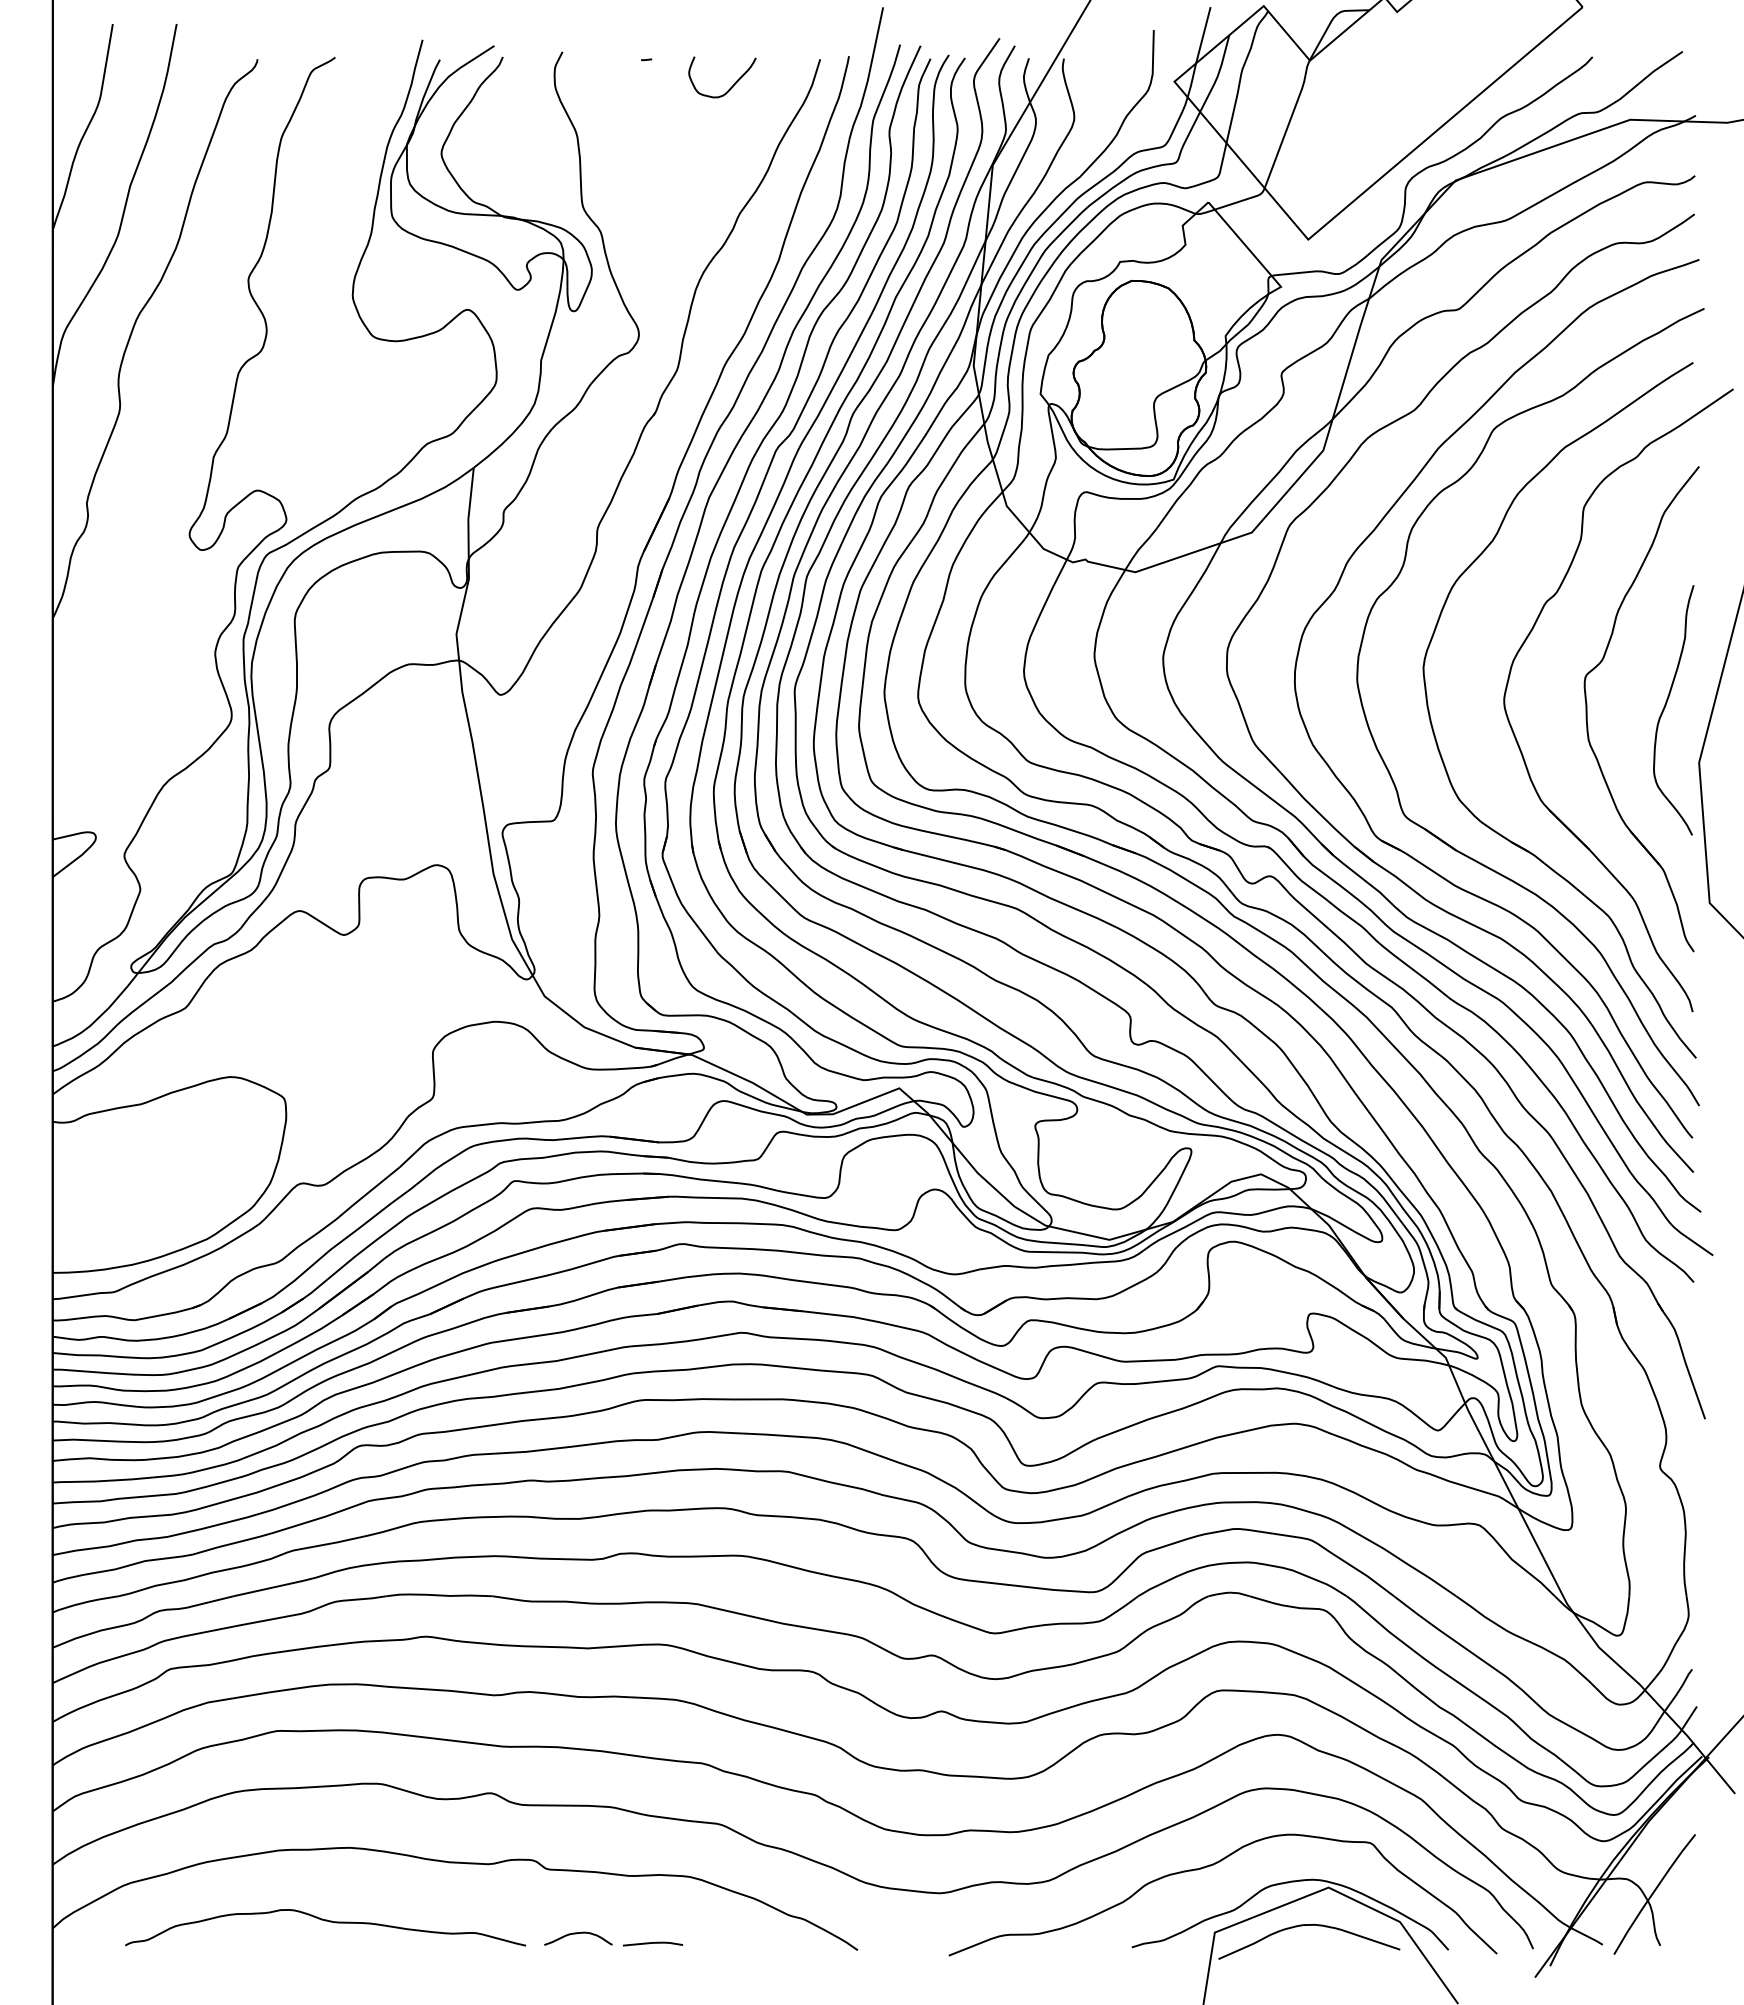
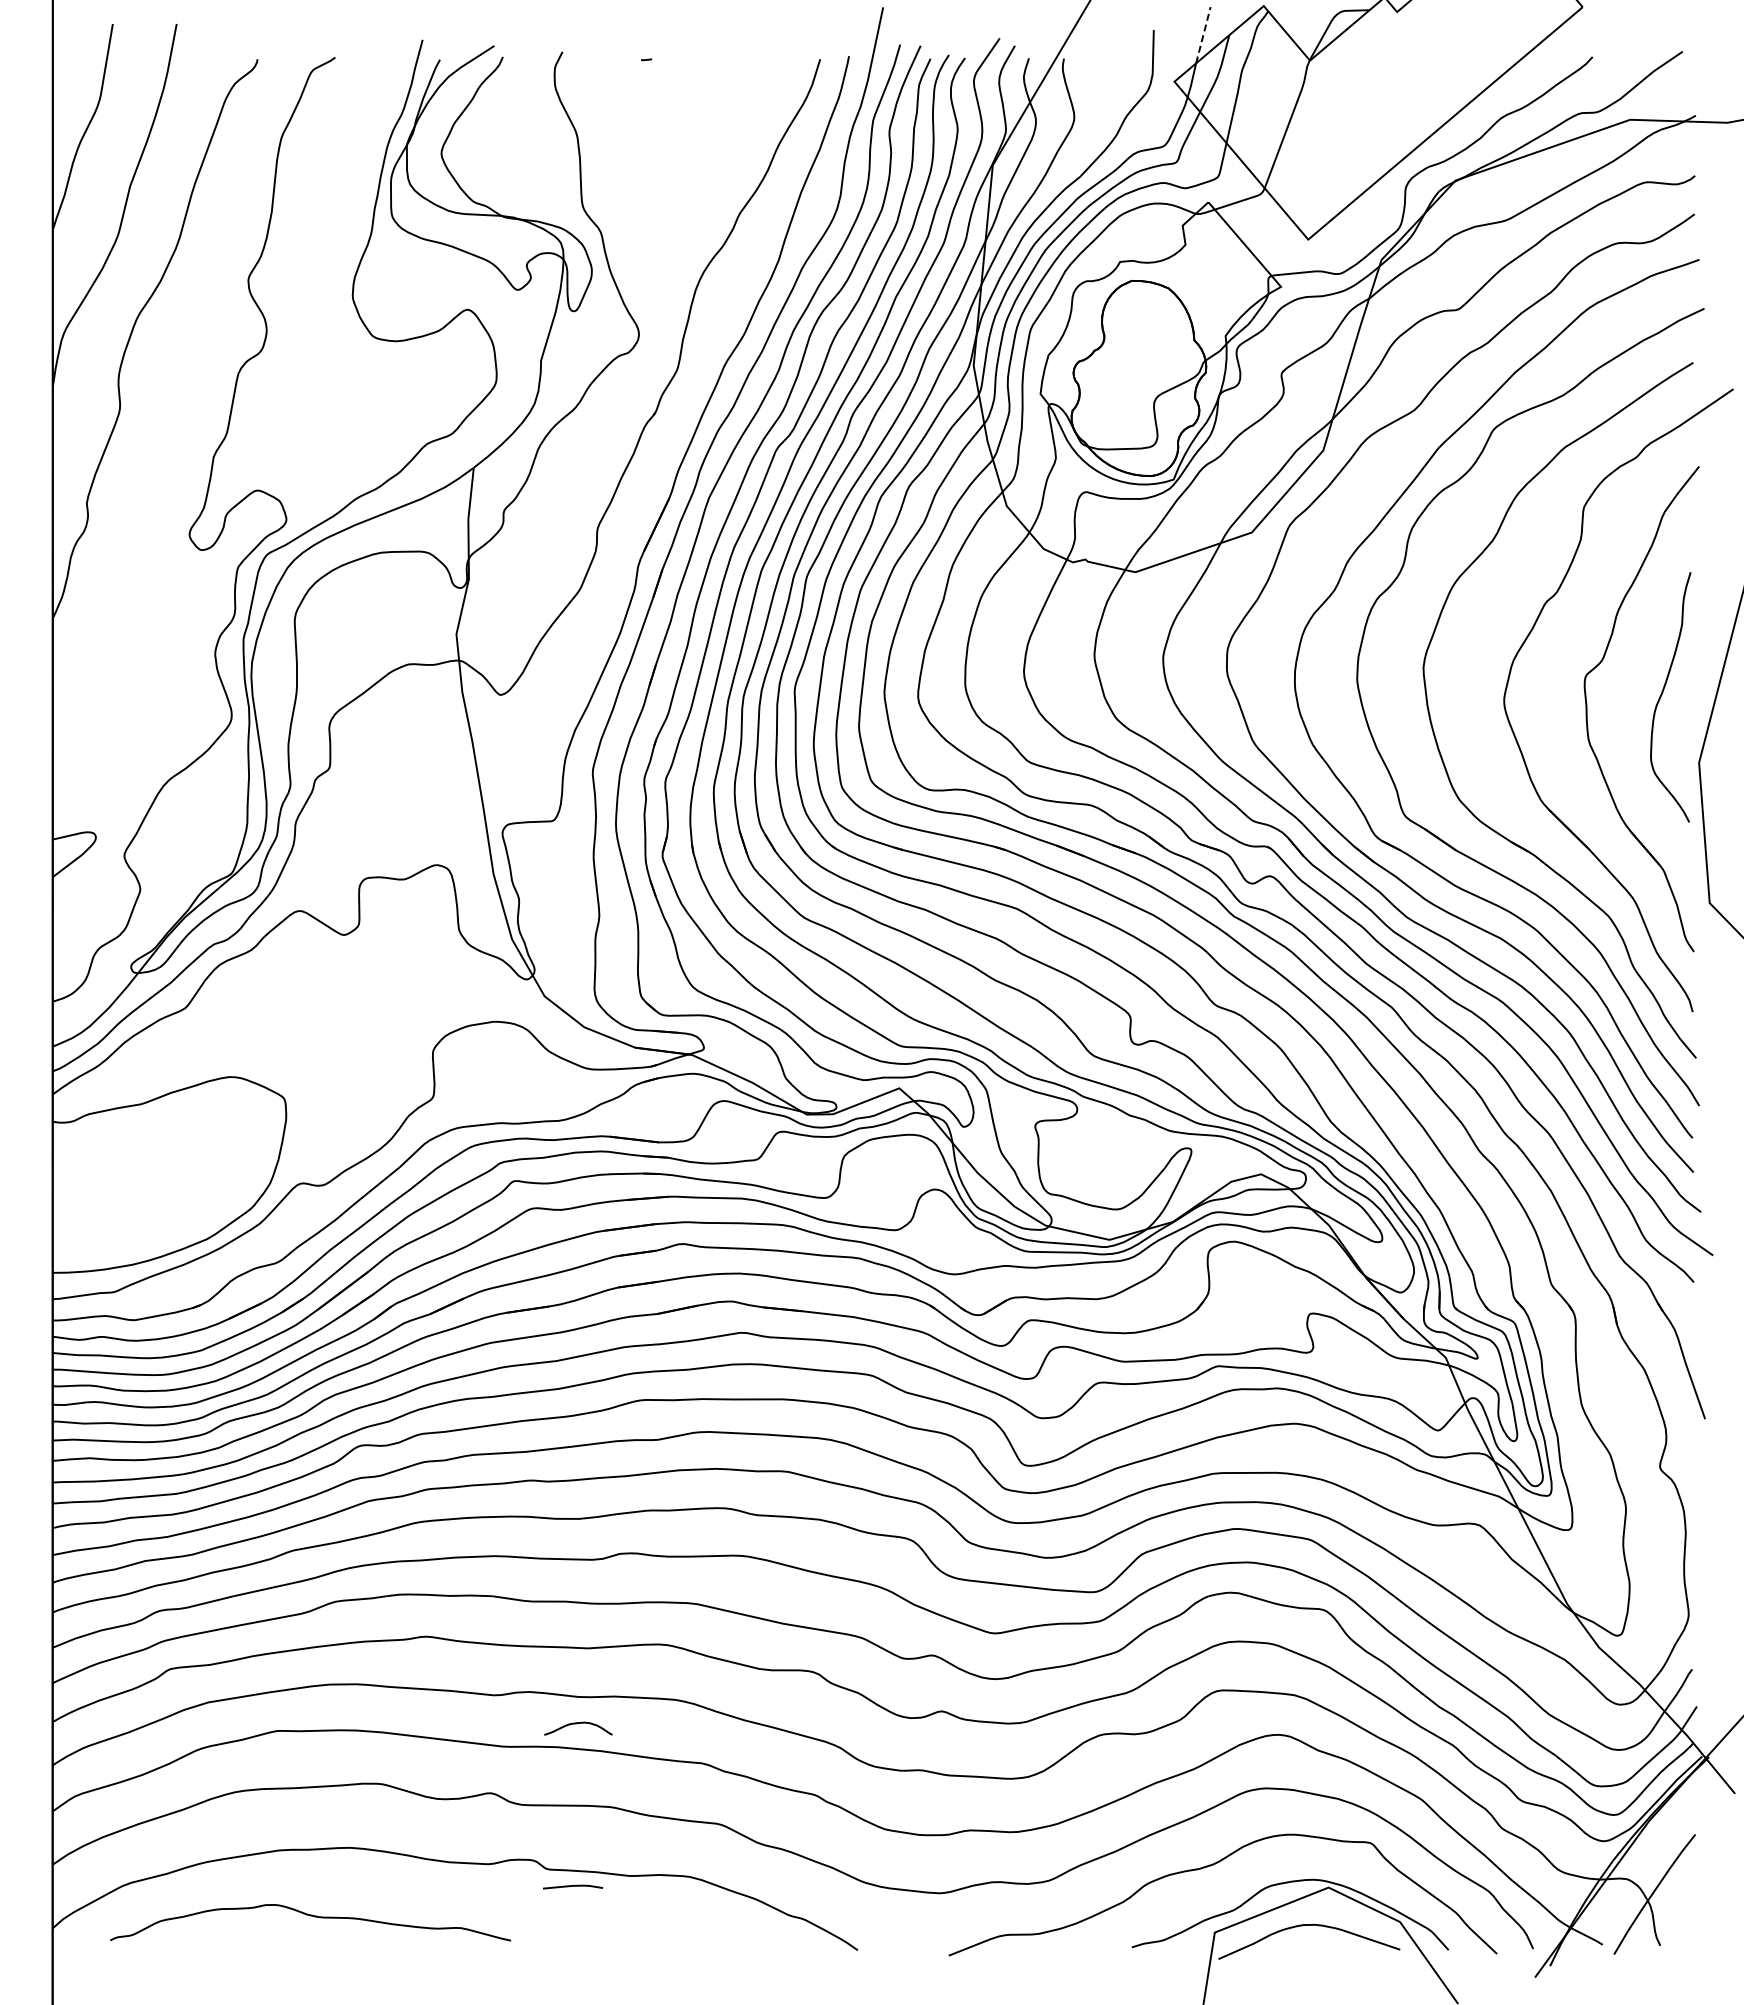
line: solid -> dashed (1203, 34)
curve: present -> none (731, 86)
curve position: (1665, 708) -> (1662, 695) (1662, 695)
curve position: (325, 1921) -> (310, 1916) (310, 1916)
curve position: (576, 1934) -> (576, 1724) (576, 1724)
line position: (653, 1943) -> (573, 1886) (573, 1886)
